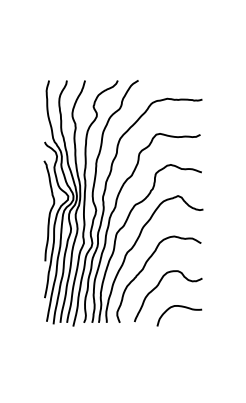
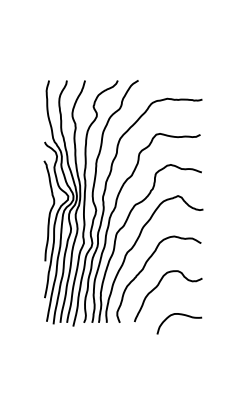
curve position: (180, 307) -> (180, 315) (180, 315)
